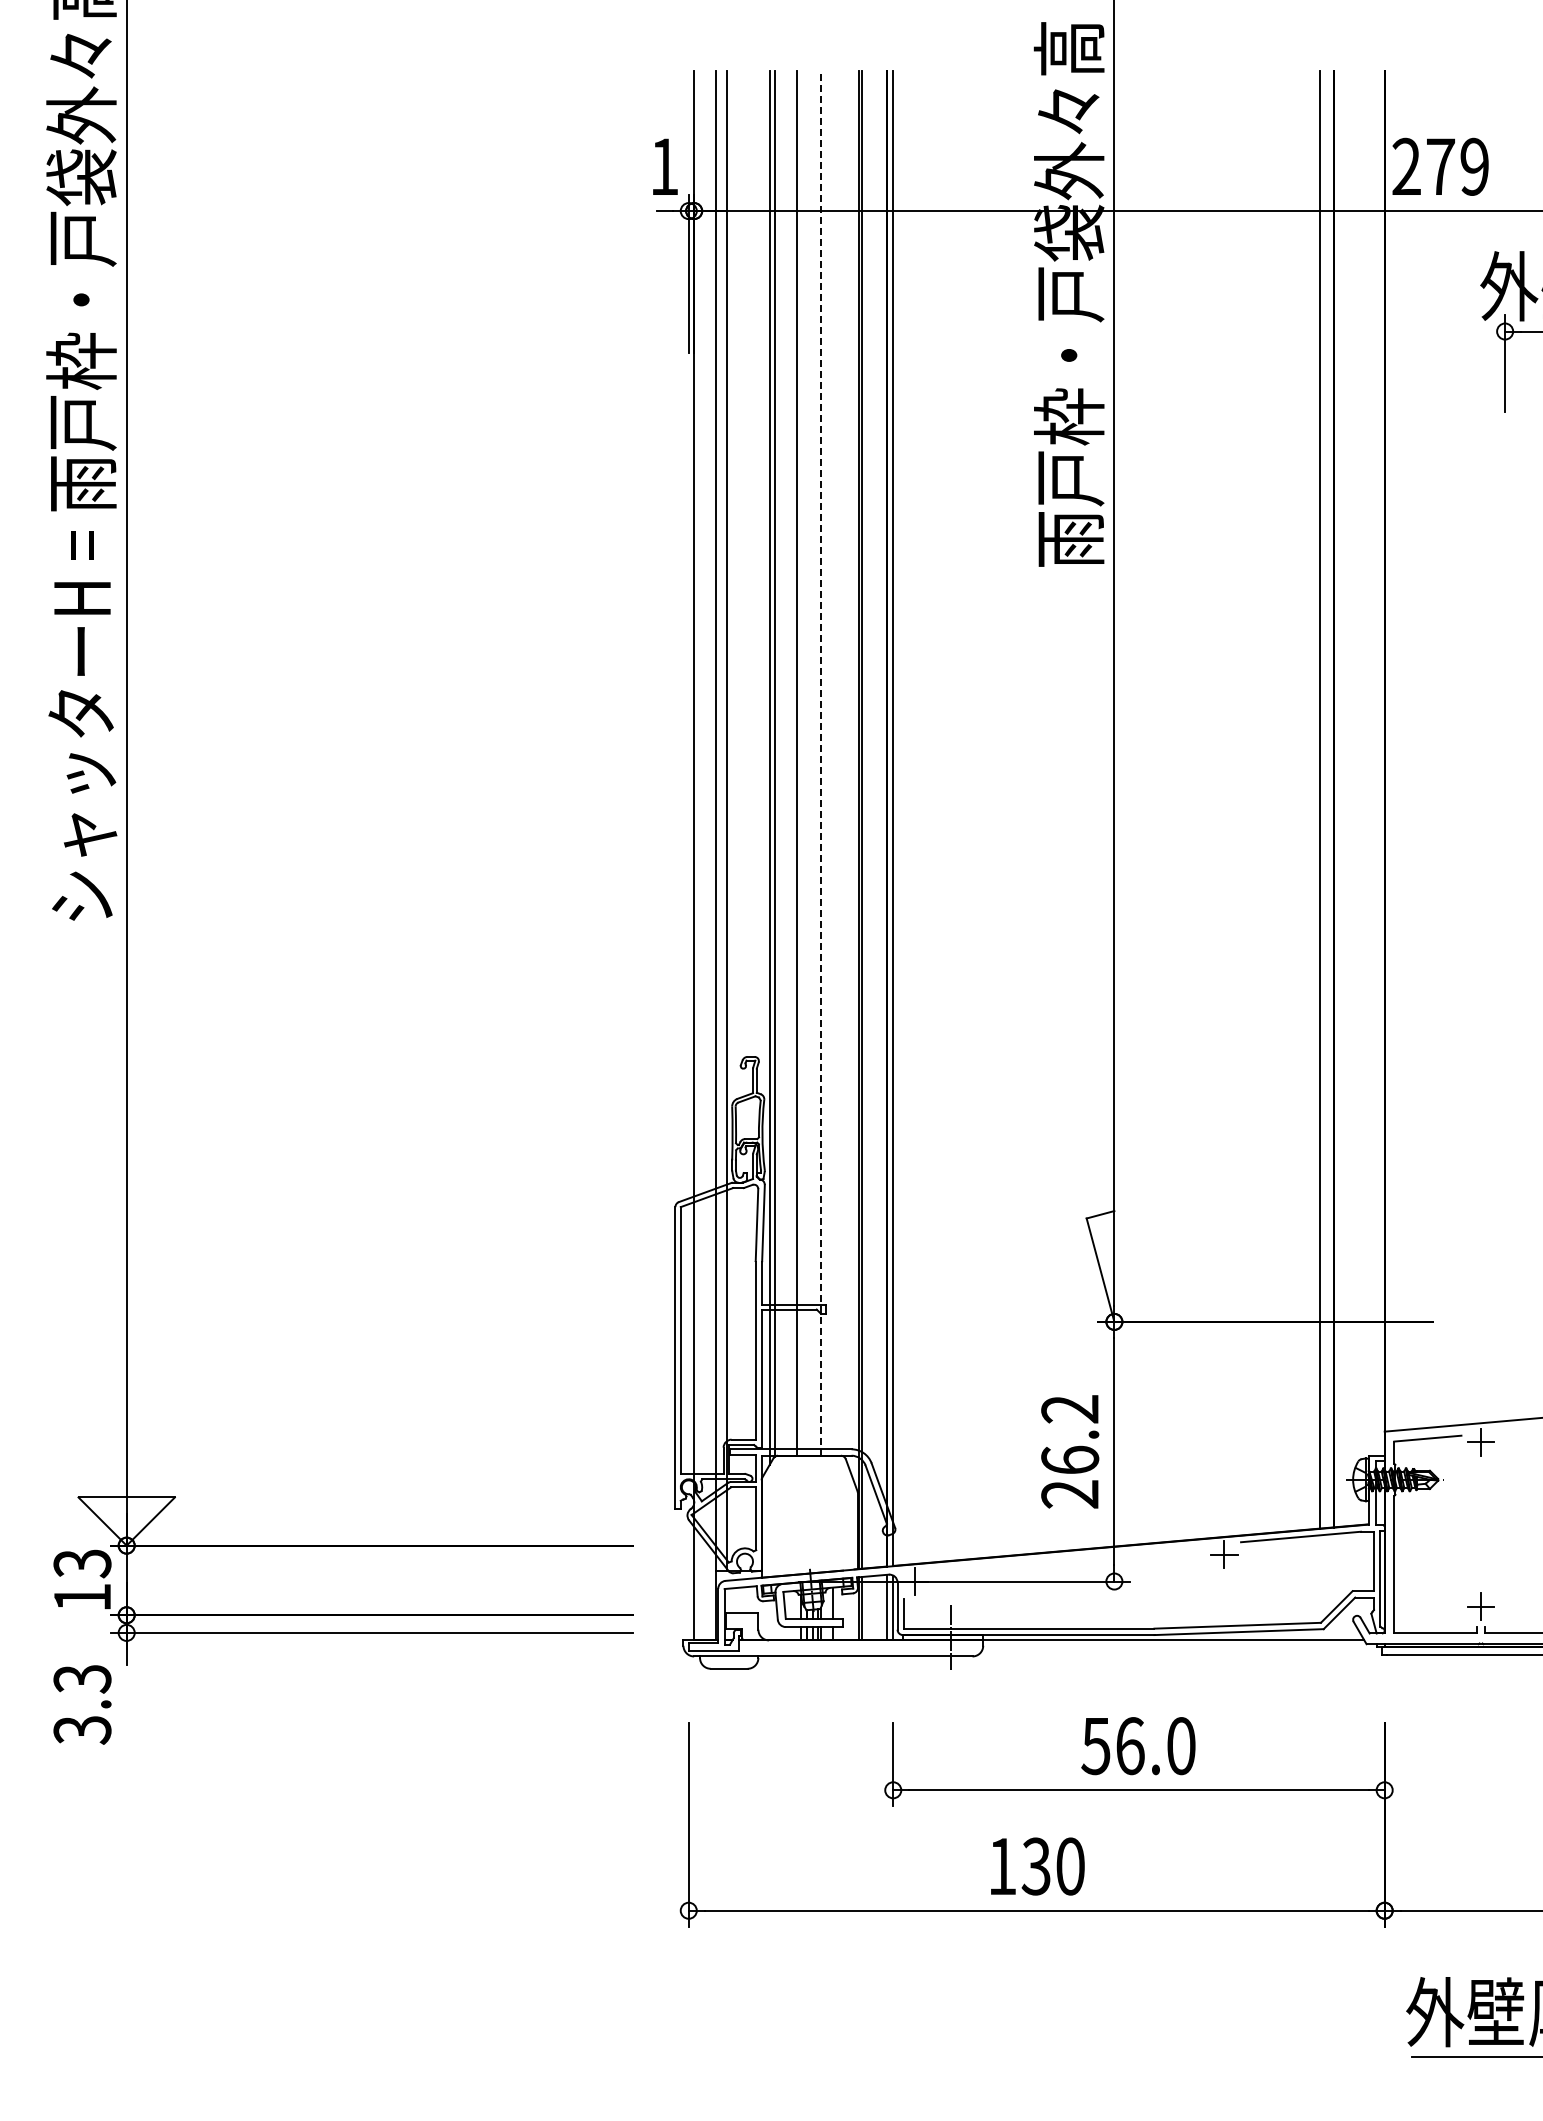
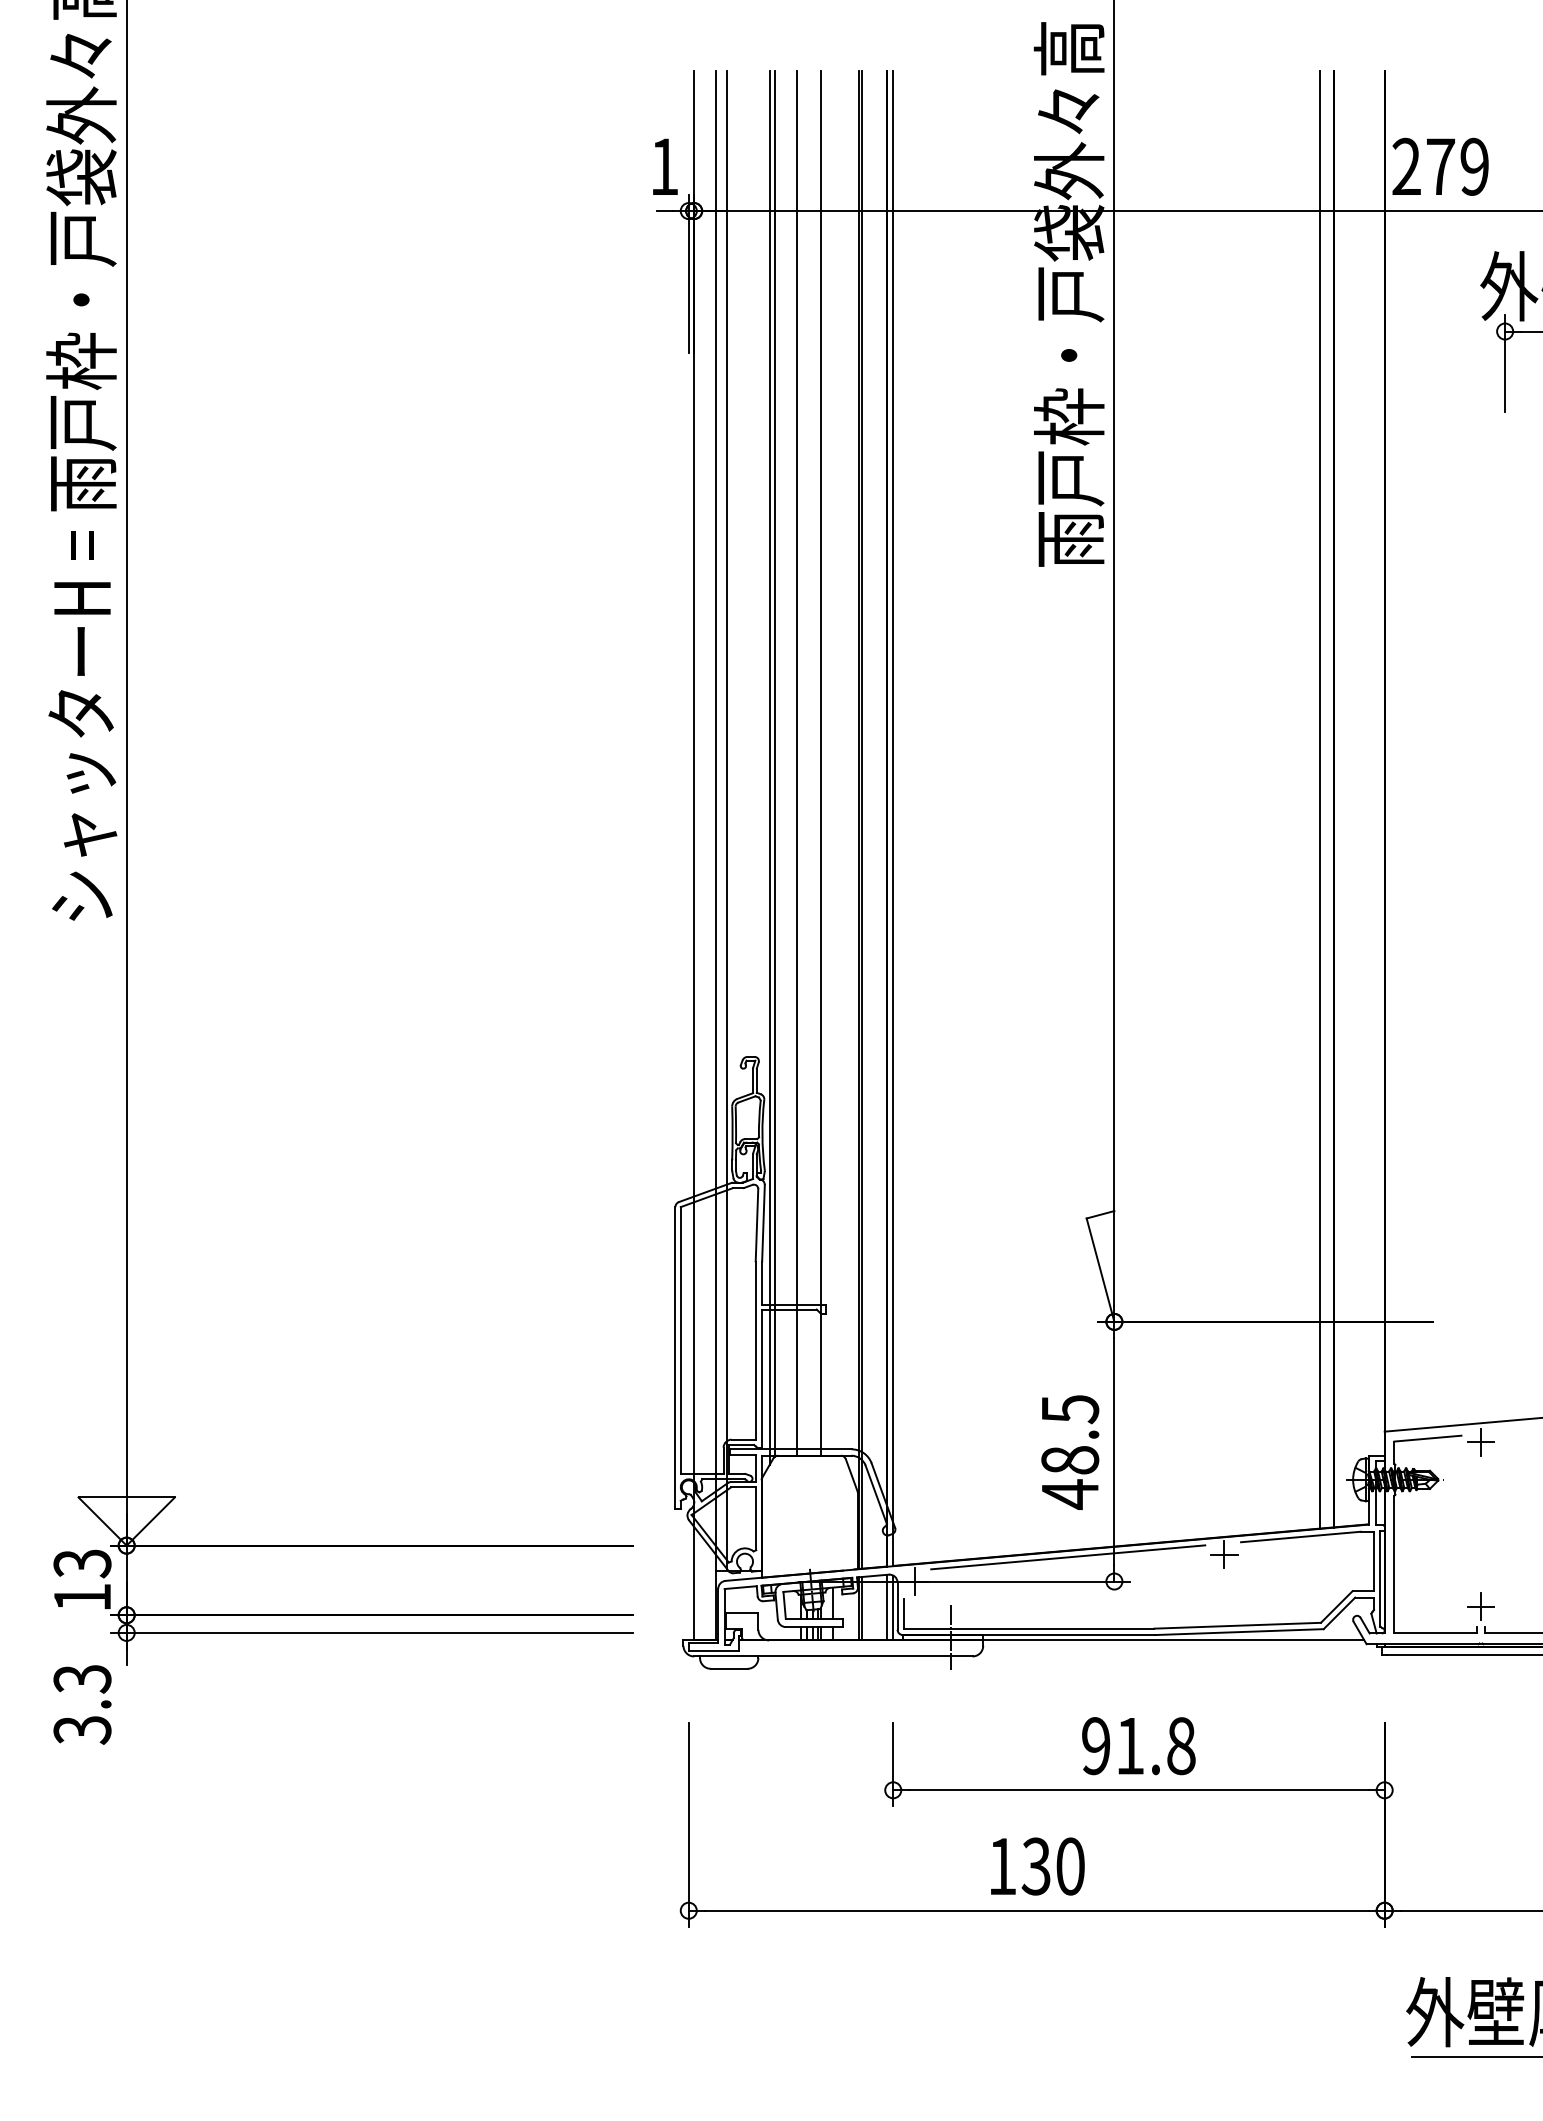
line: dashed -> solid (821, 763)
text: 26.2 -> 48.5 (1070, 1452)
line: none -> present (1068, 1557)
text: 56.0 -> 91.8 (1138, 1746)
